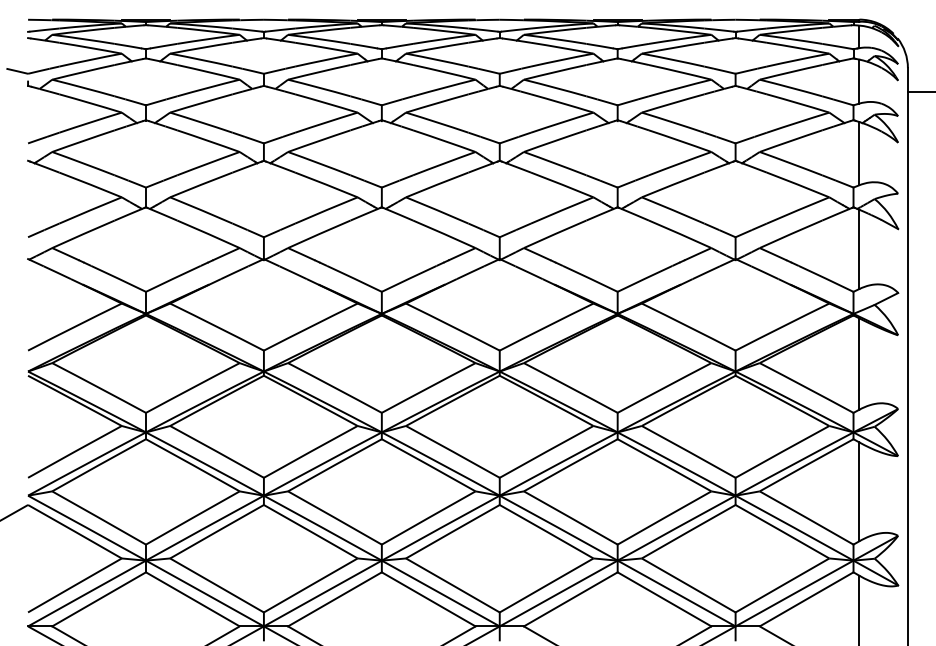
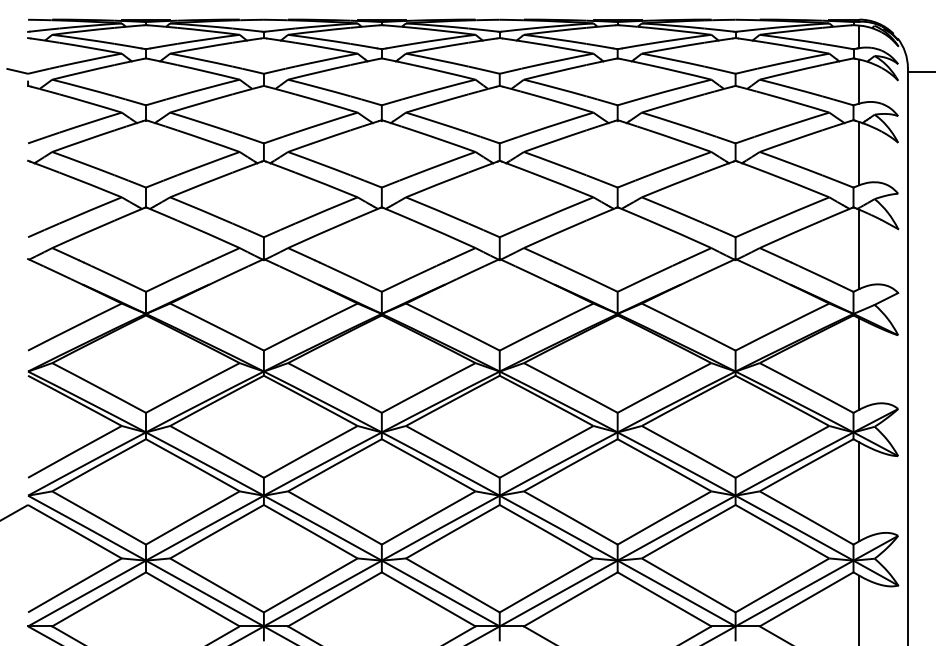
line position: (919, 92) -> (919, 72) (919, 72)
